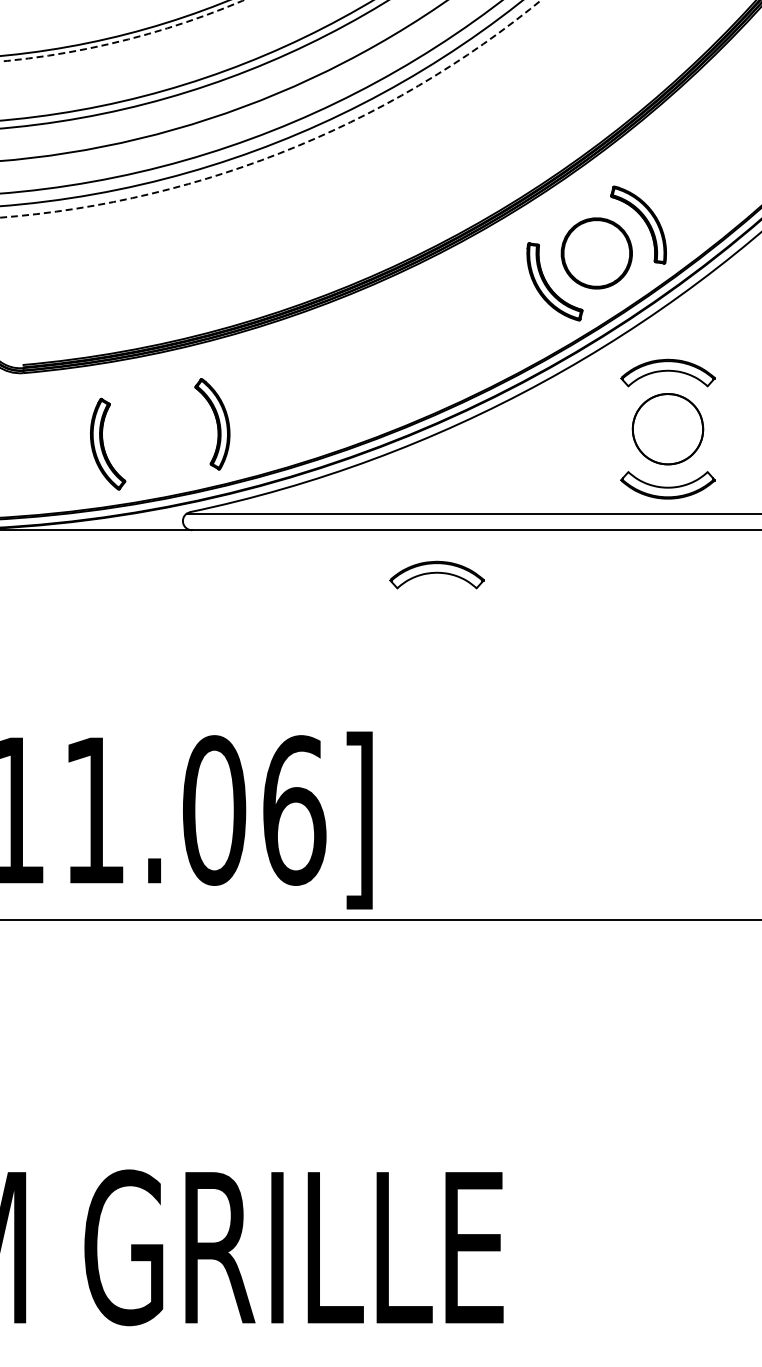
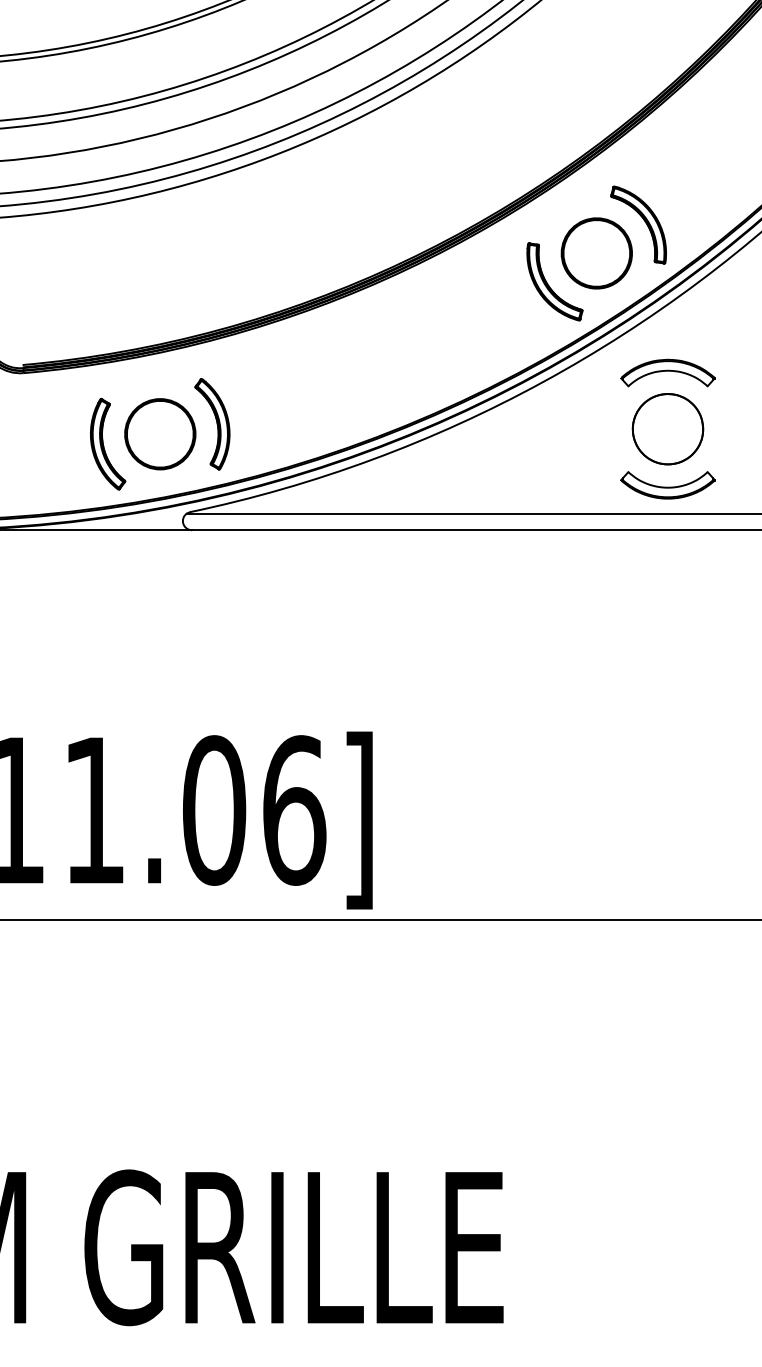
circle: dashed -> solid (121, 30)
arc: dashed -> solid (287, 150)
part: none -> present (160, 434)
part: present -> none (436, 574)
